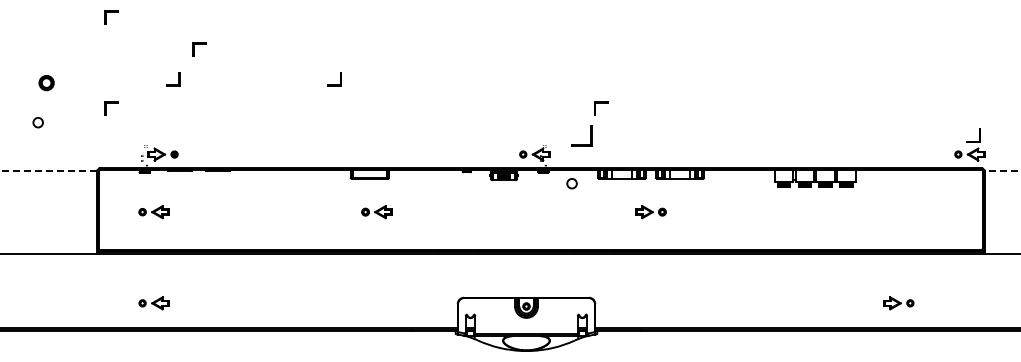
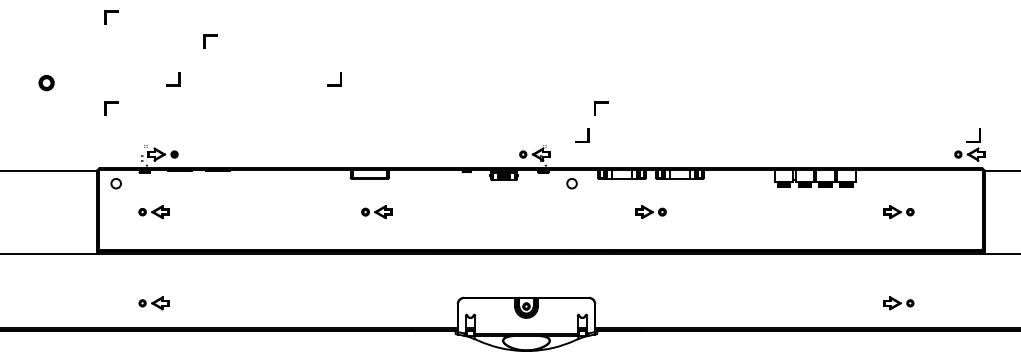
part position: (199, 49) -> (210, 41) (210, 41)
circle position: (37, 122) -> (115, 183) (115, 183)
part size: 22x22 px -> 15x15 px (582, 135)
line: dashed -> solid (48, 171)
line: dashed -> solid (1002, 171)
part: none -> present (898, 212)
